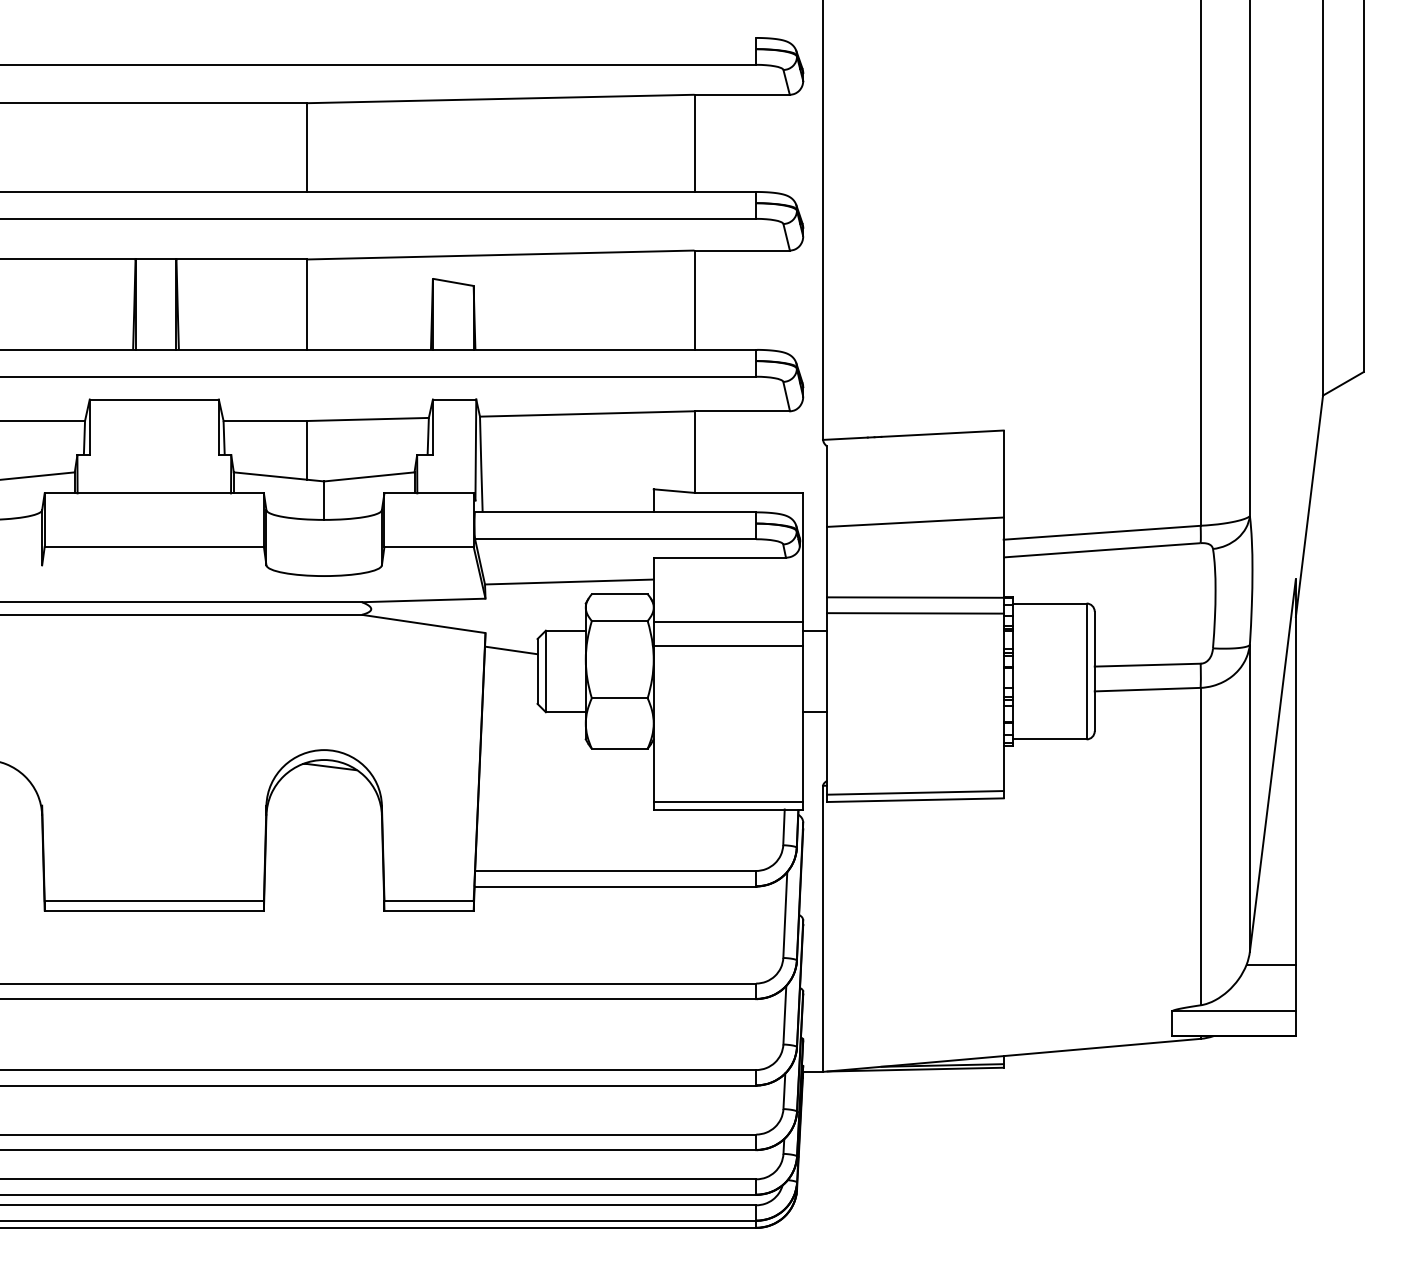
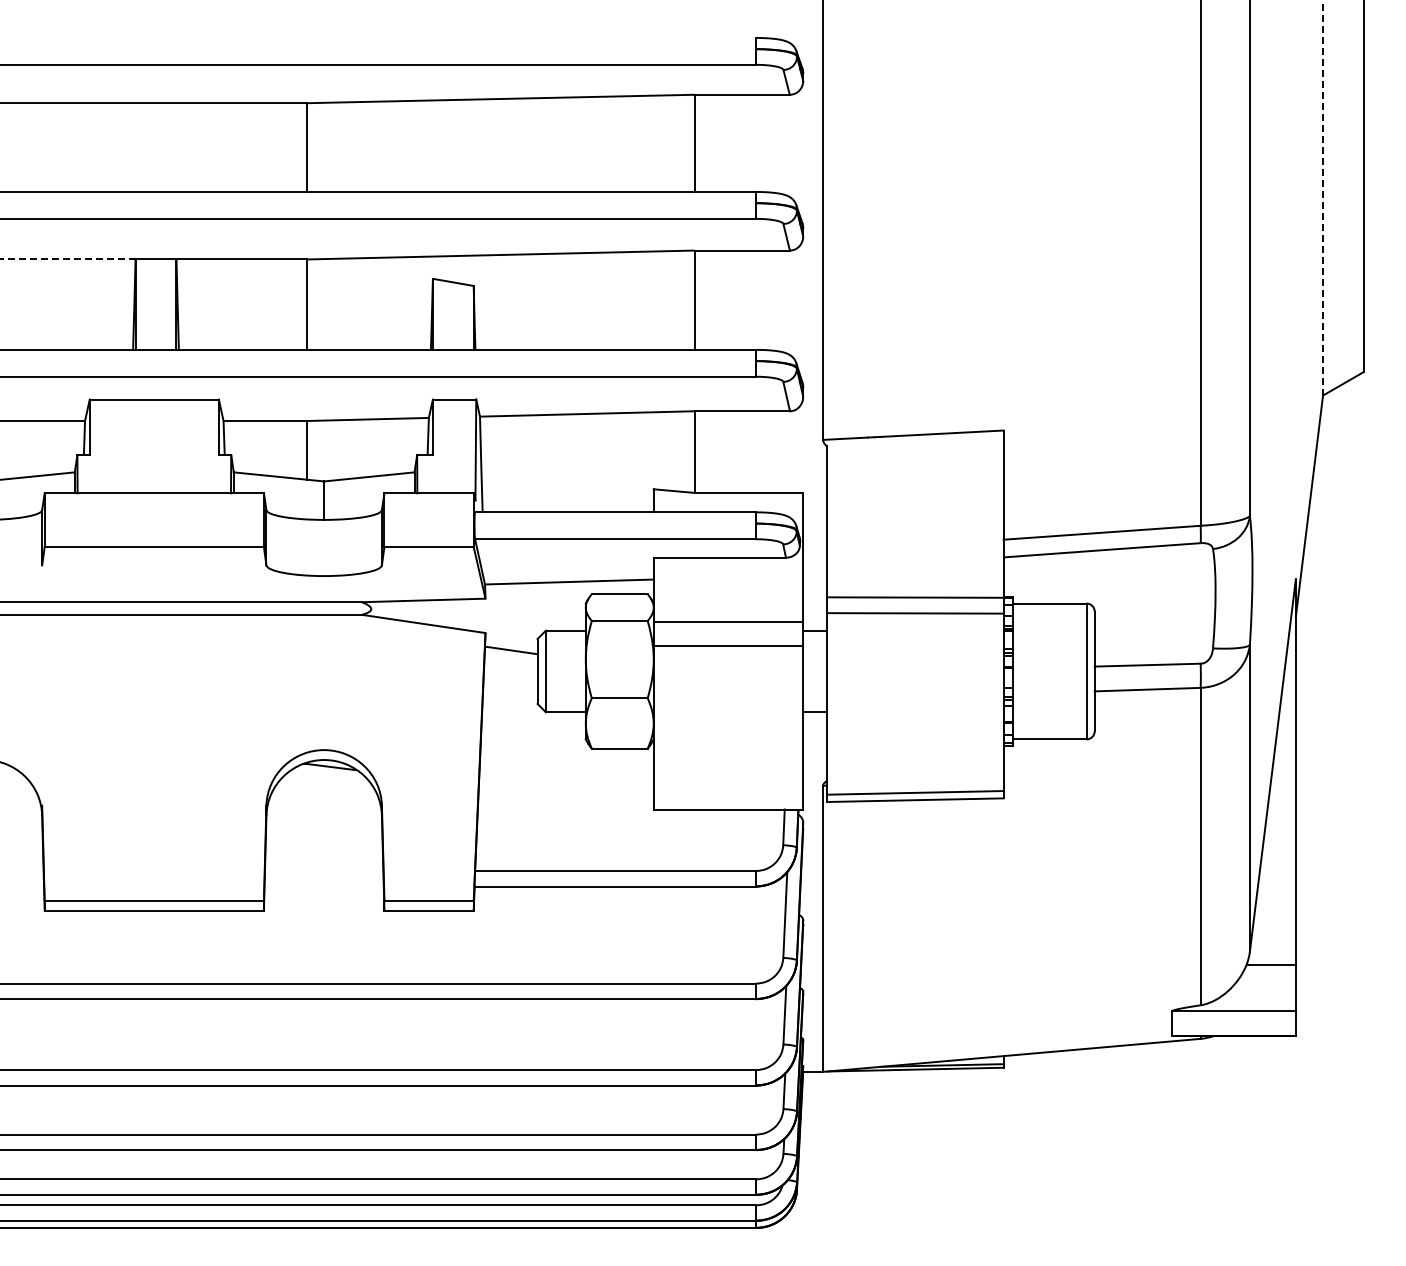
line: solid -> dashed (1323, 197)
line: solid -> dashed (67, 259)
line: present -> none (915, 521)
line: present -> none (728, 802)
